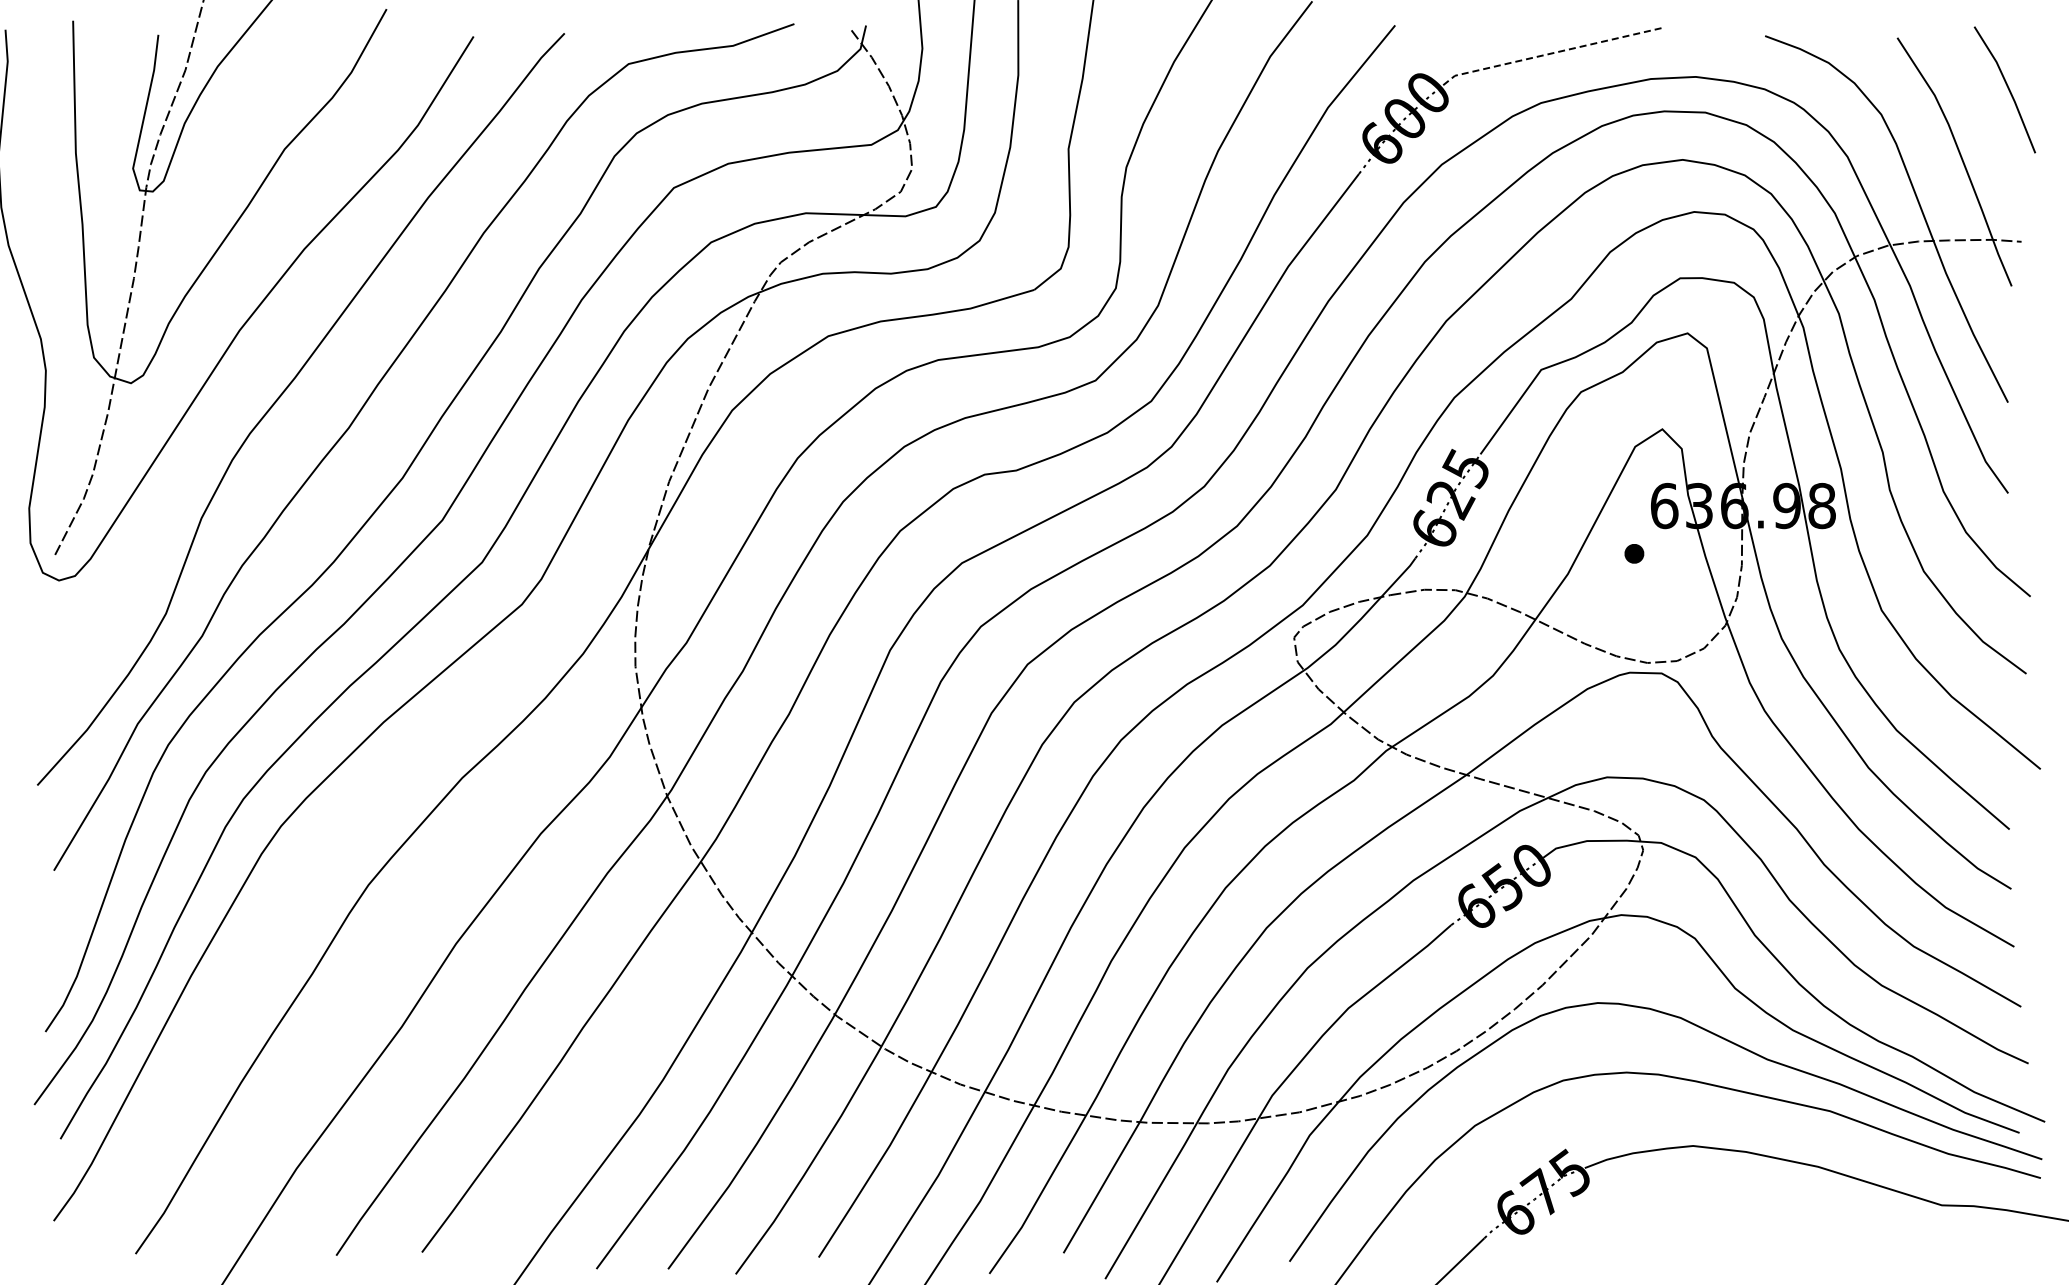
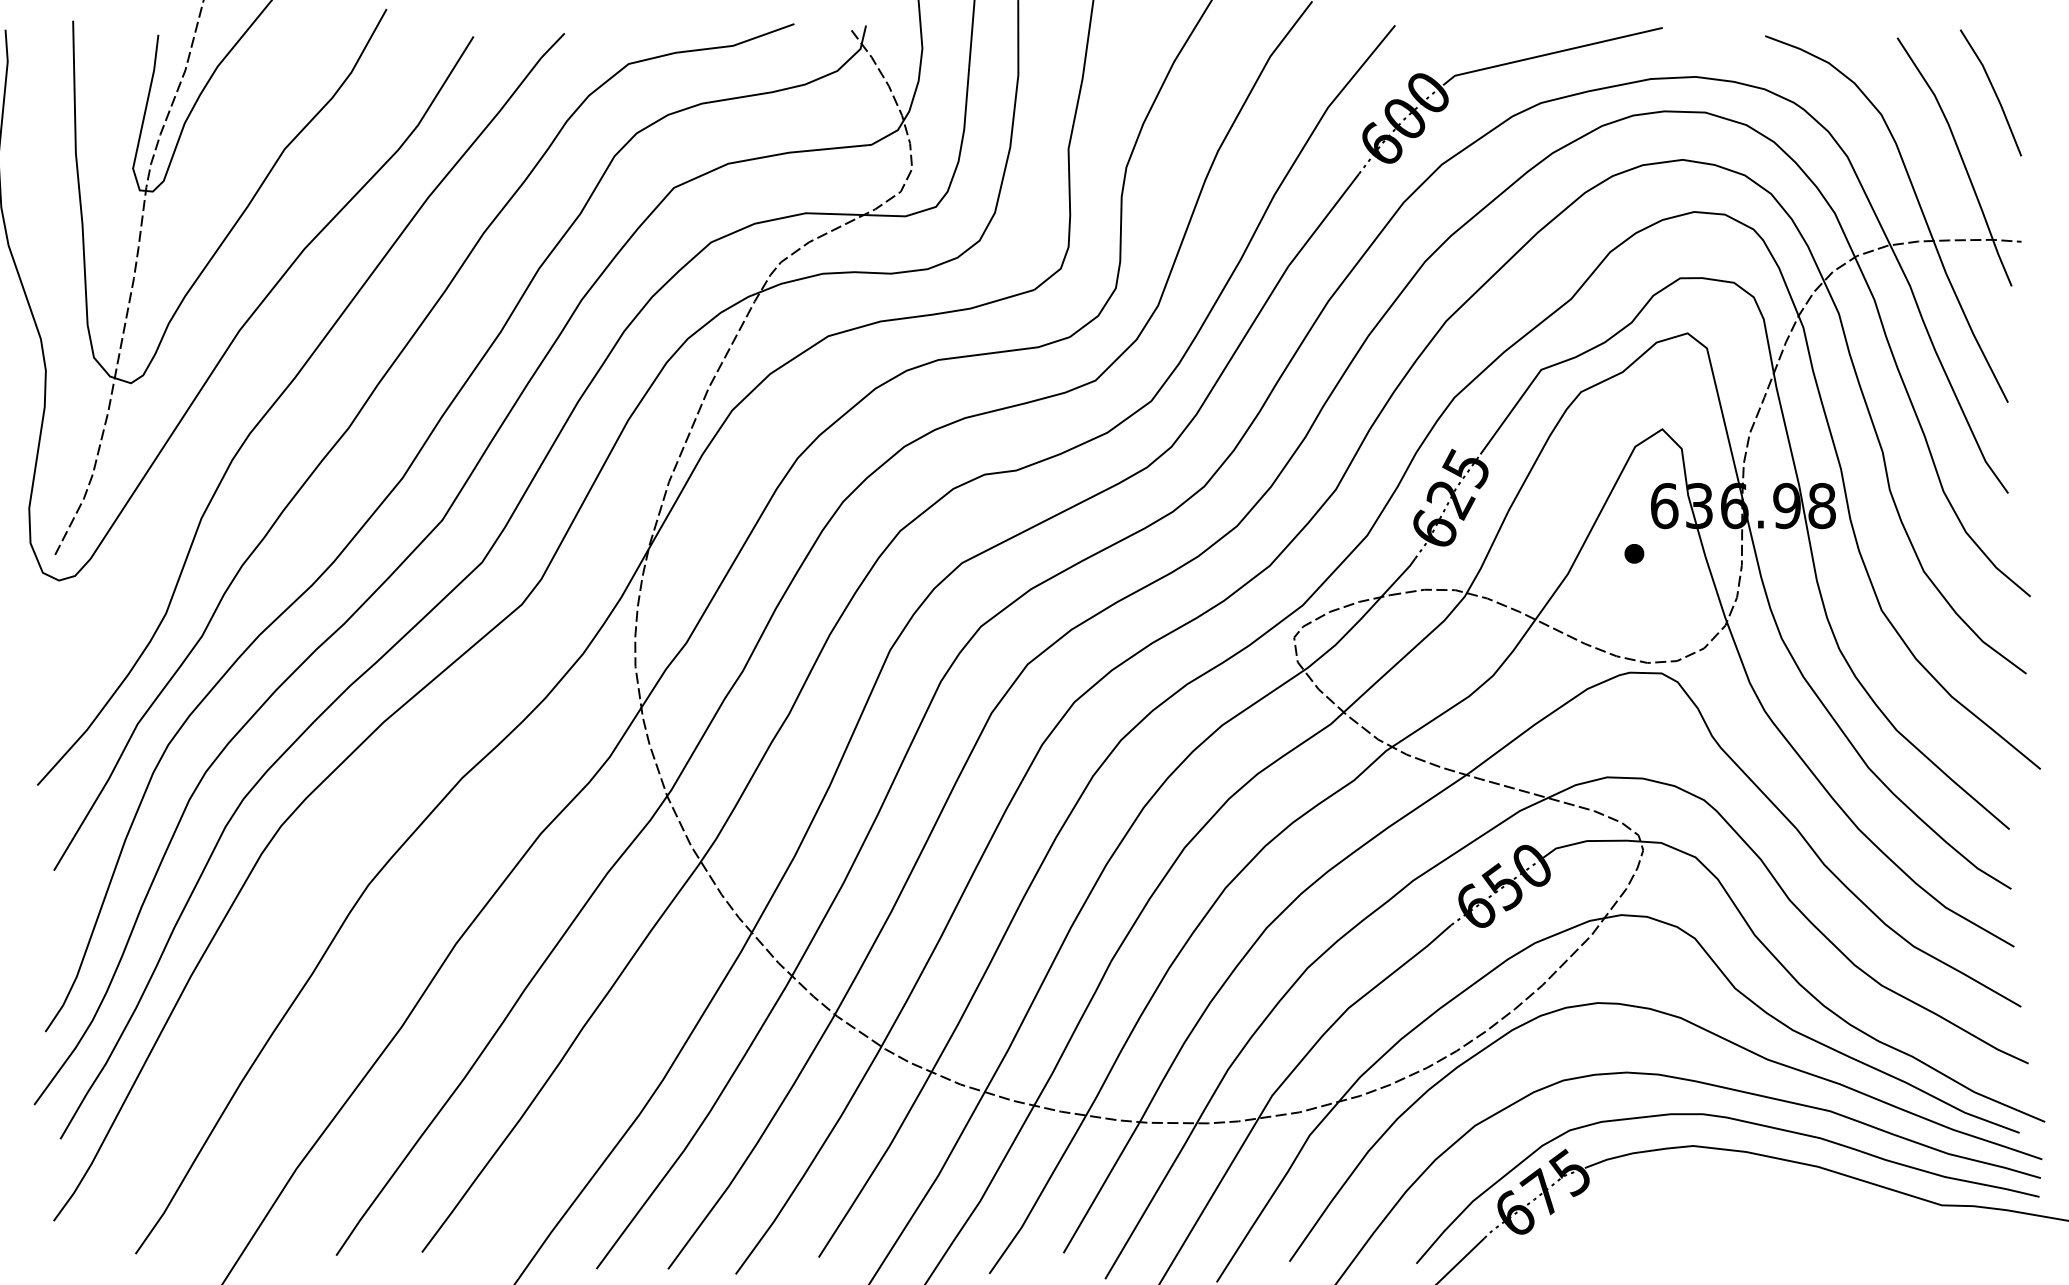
line: dashed -> solid (1551, 53)
line position: (2007, 88) -> (1993, 91) (1993, 91)
curve: none -> present (1743, 1122)
